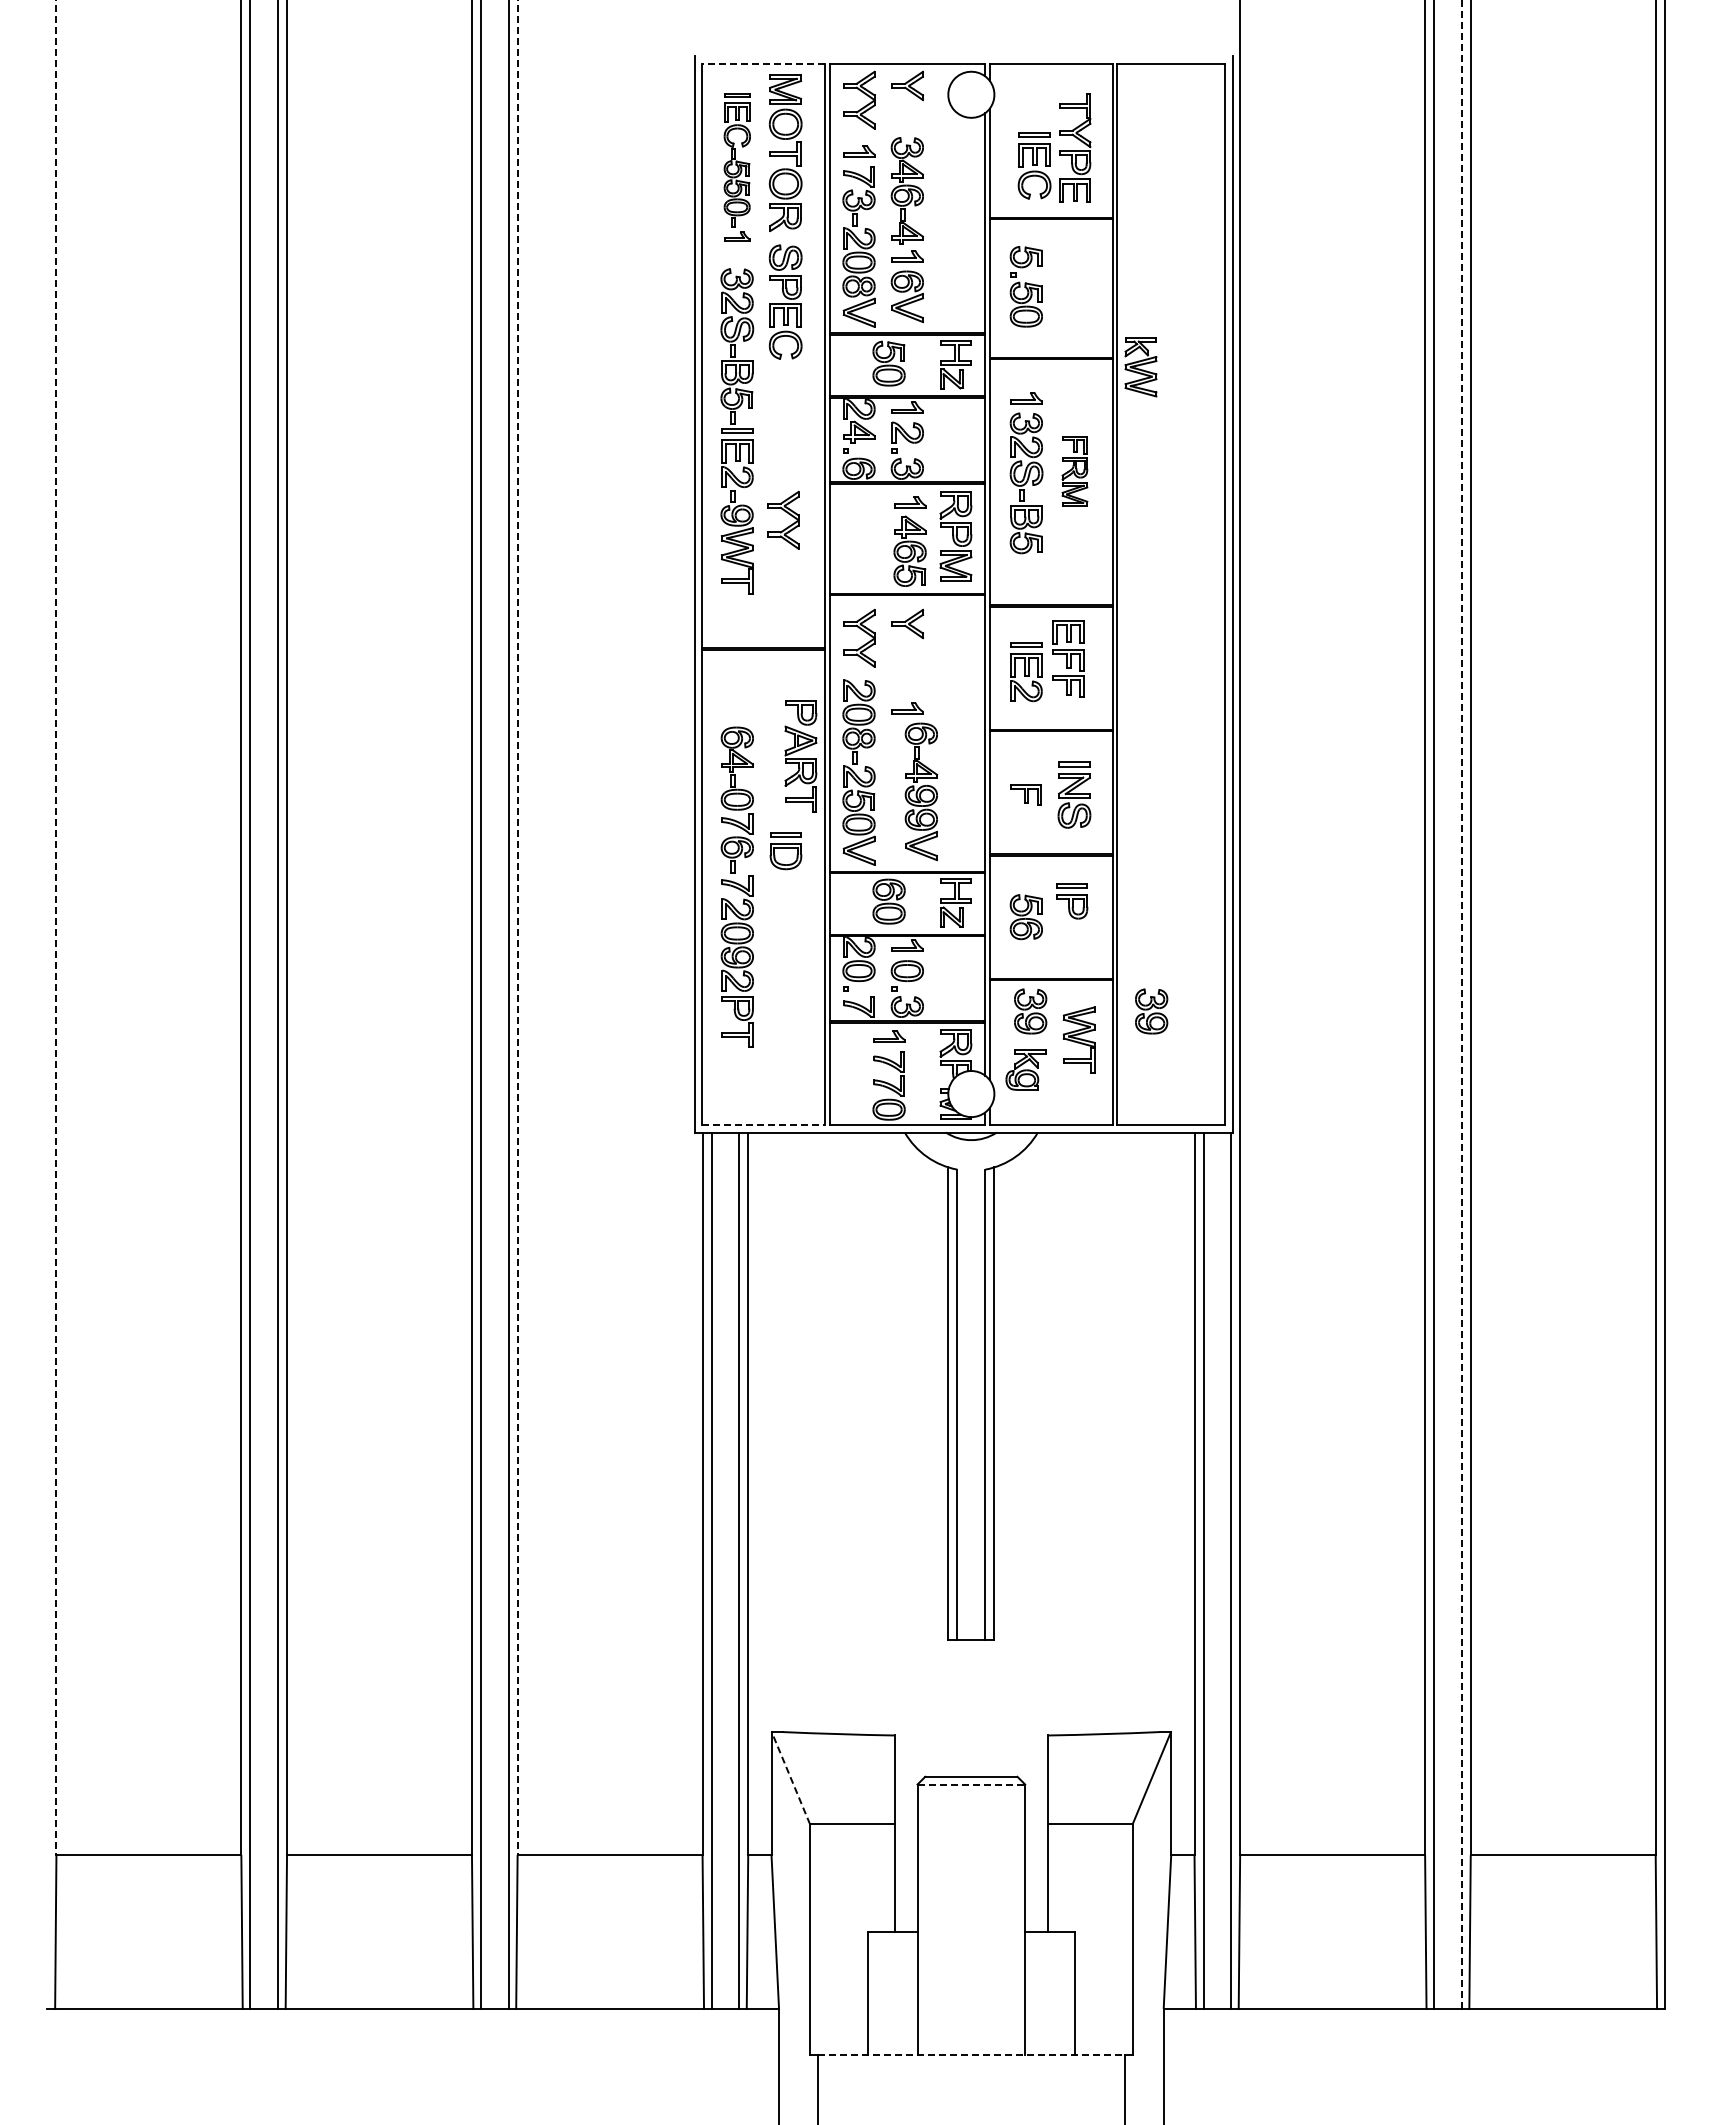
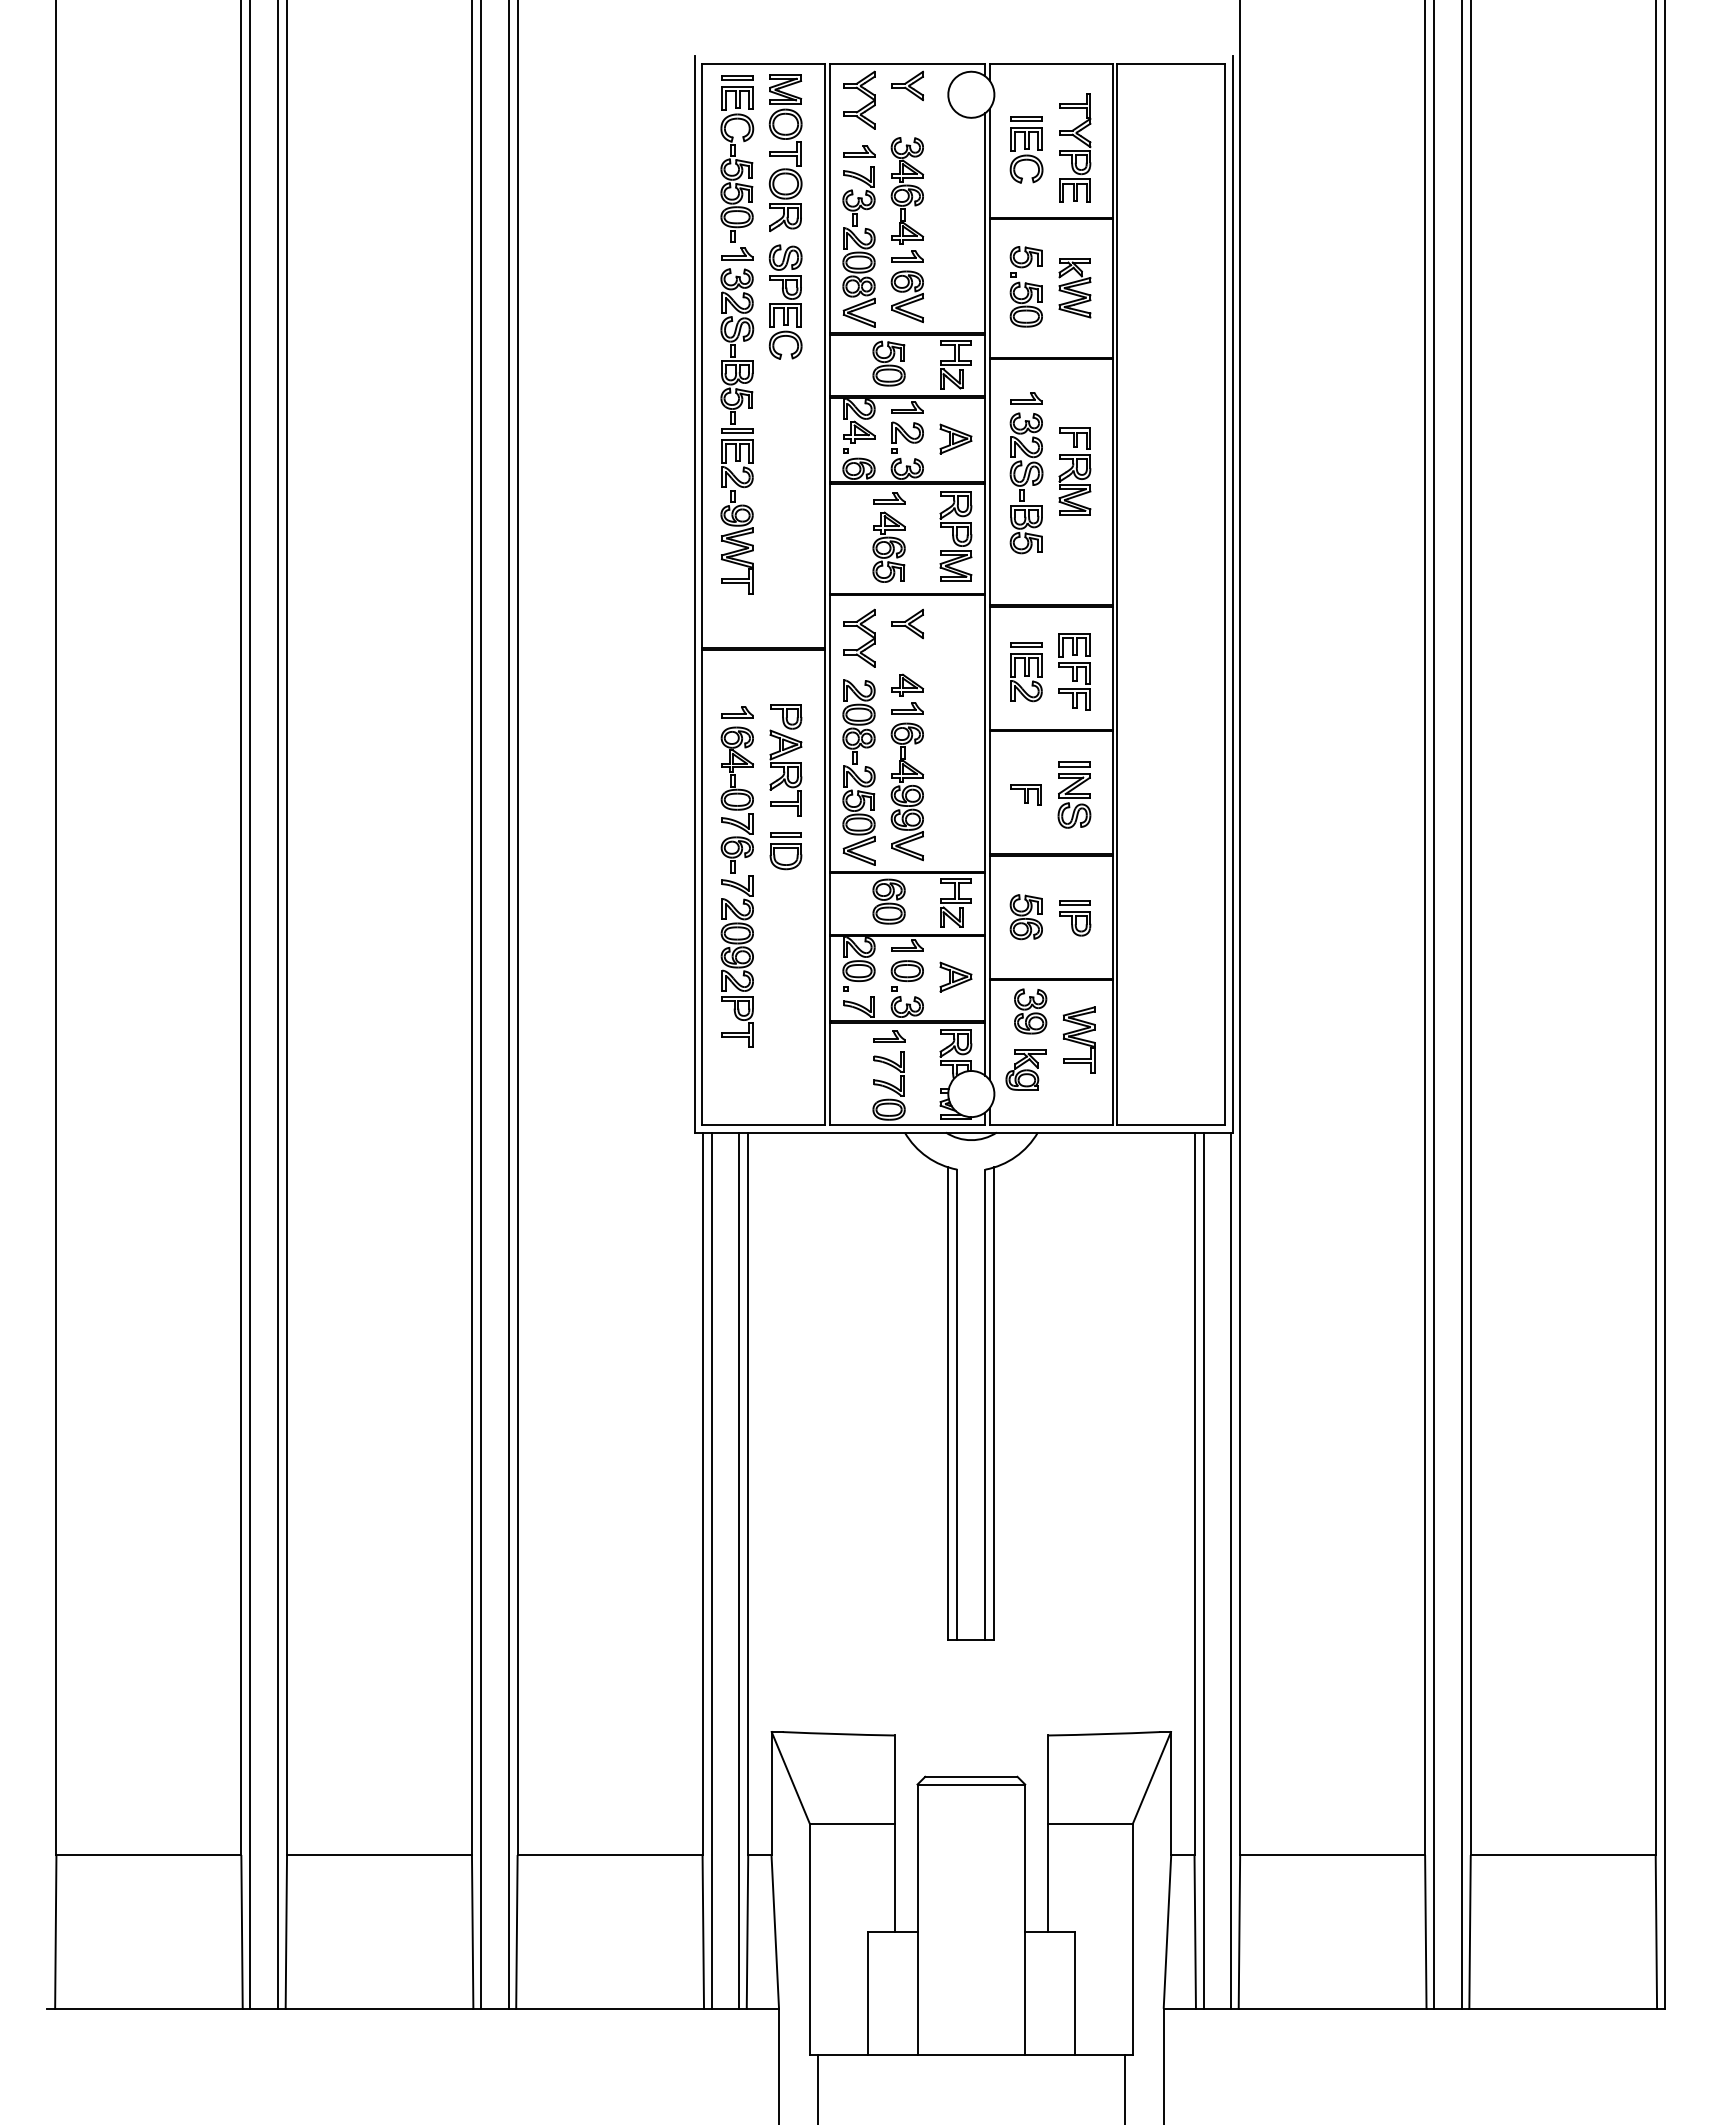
line: dashed -> solid (763, 64)
part position: (1034, 165) -> (1026, 149) (1026, 149)
part size: 28x149 px -> 35x186 px (737, 167)
part position: (1140, 367) -> (1074, 288) (1074, 288)
part: none -> present (955, 438)
part size: 28x71 px -> 34x89 px (1074, 471)
part: present -> none (788, 514)
part position: (909, 541) -> (888, 537) (888, 537)
part position: (1068, 658) -> (1074, 671) (1074, 671)
part: none -> present (907, 684)
part: none -> present (737, 712)
part position: (800, 756) -> (785, 760) (785, 760)
part position: (920, 791) -> (906, 791) (906, 791)
part position: (1072, 901) -> (1075, 918) (1075, 918)
line: dashed -> solid (56, 928)
line: dashed -> solid (517, 928)
part: none -> present (955, 976)
line: dashed -> solid (1461, 1003)
part: present -> none (1151, 1011)
line: dashed -> solid (764, 1124)
line: dashed -> solid (790, 1778)
line: dashed -> solid (971, 1784)
line: dashed -> solid (971, 2054)
